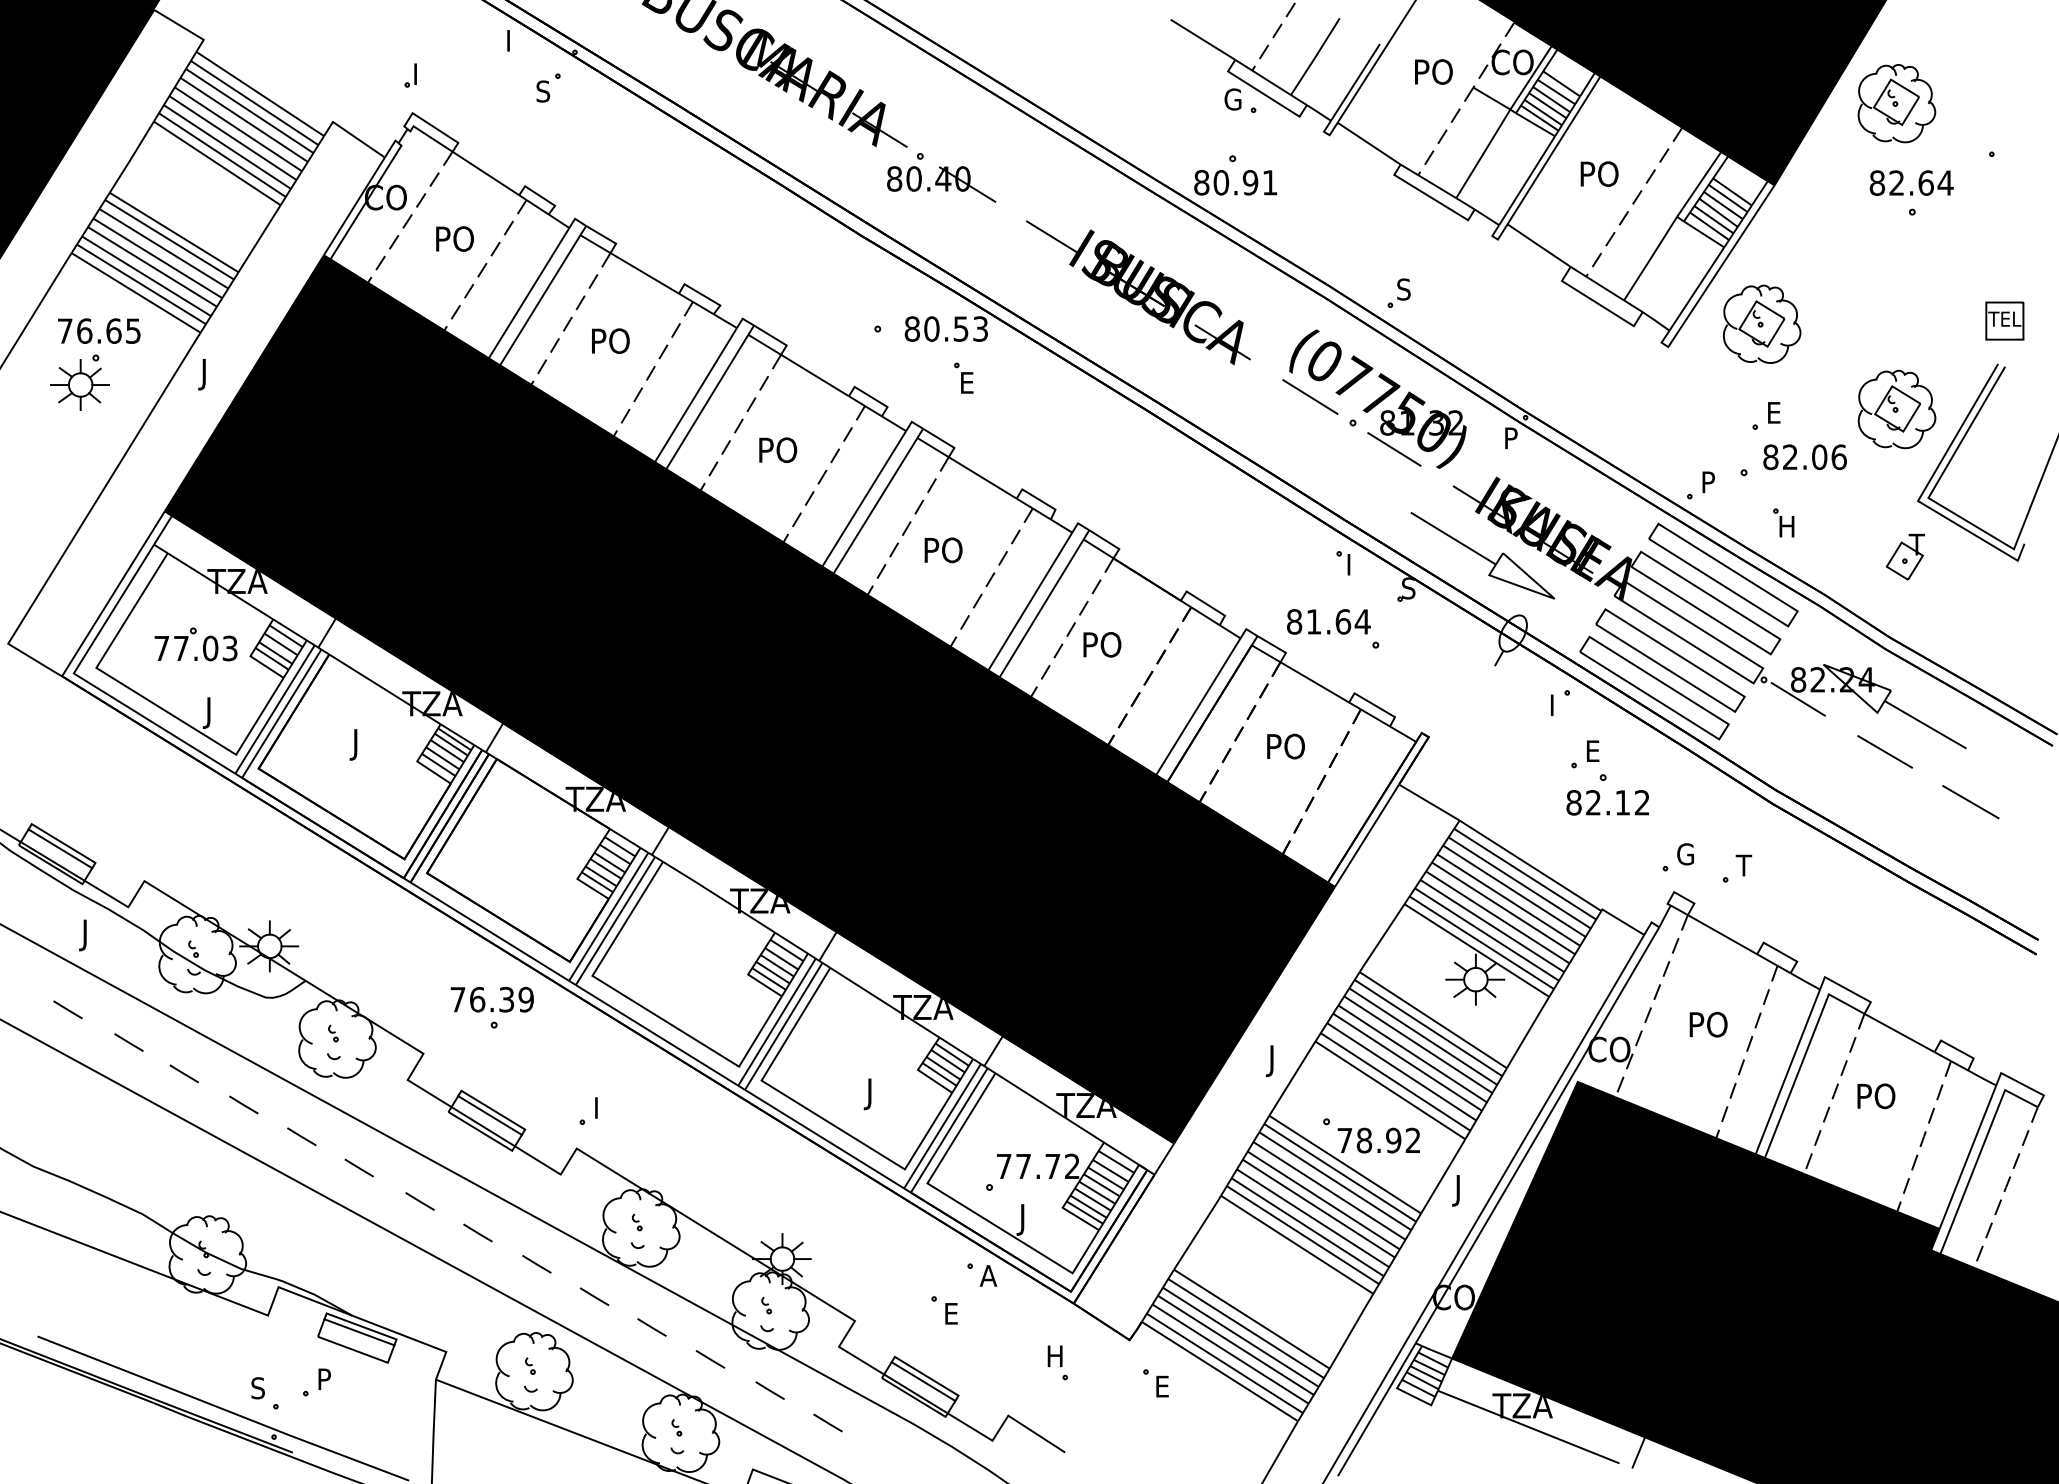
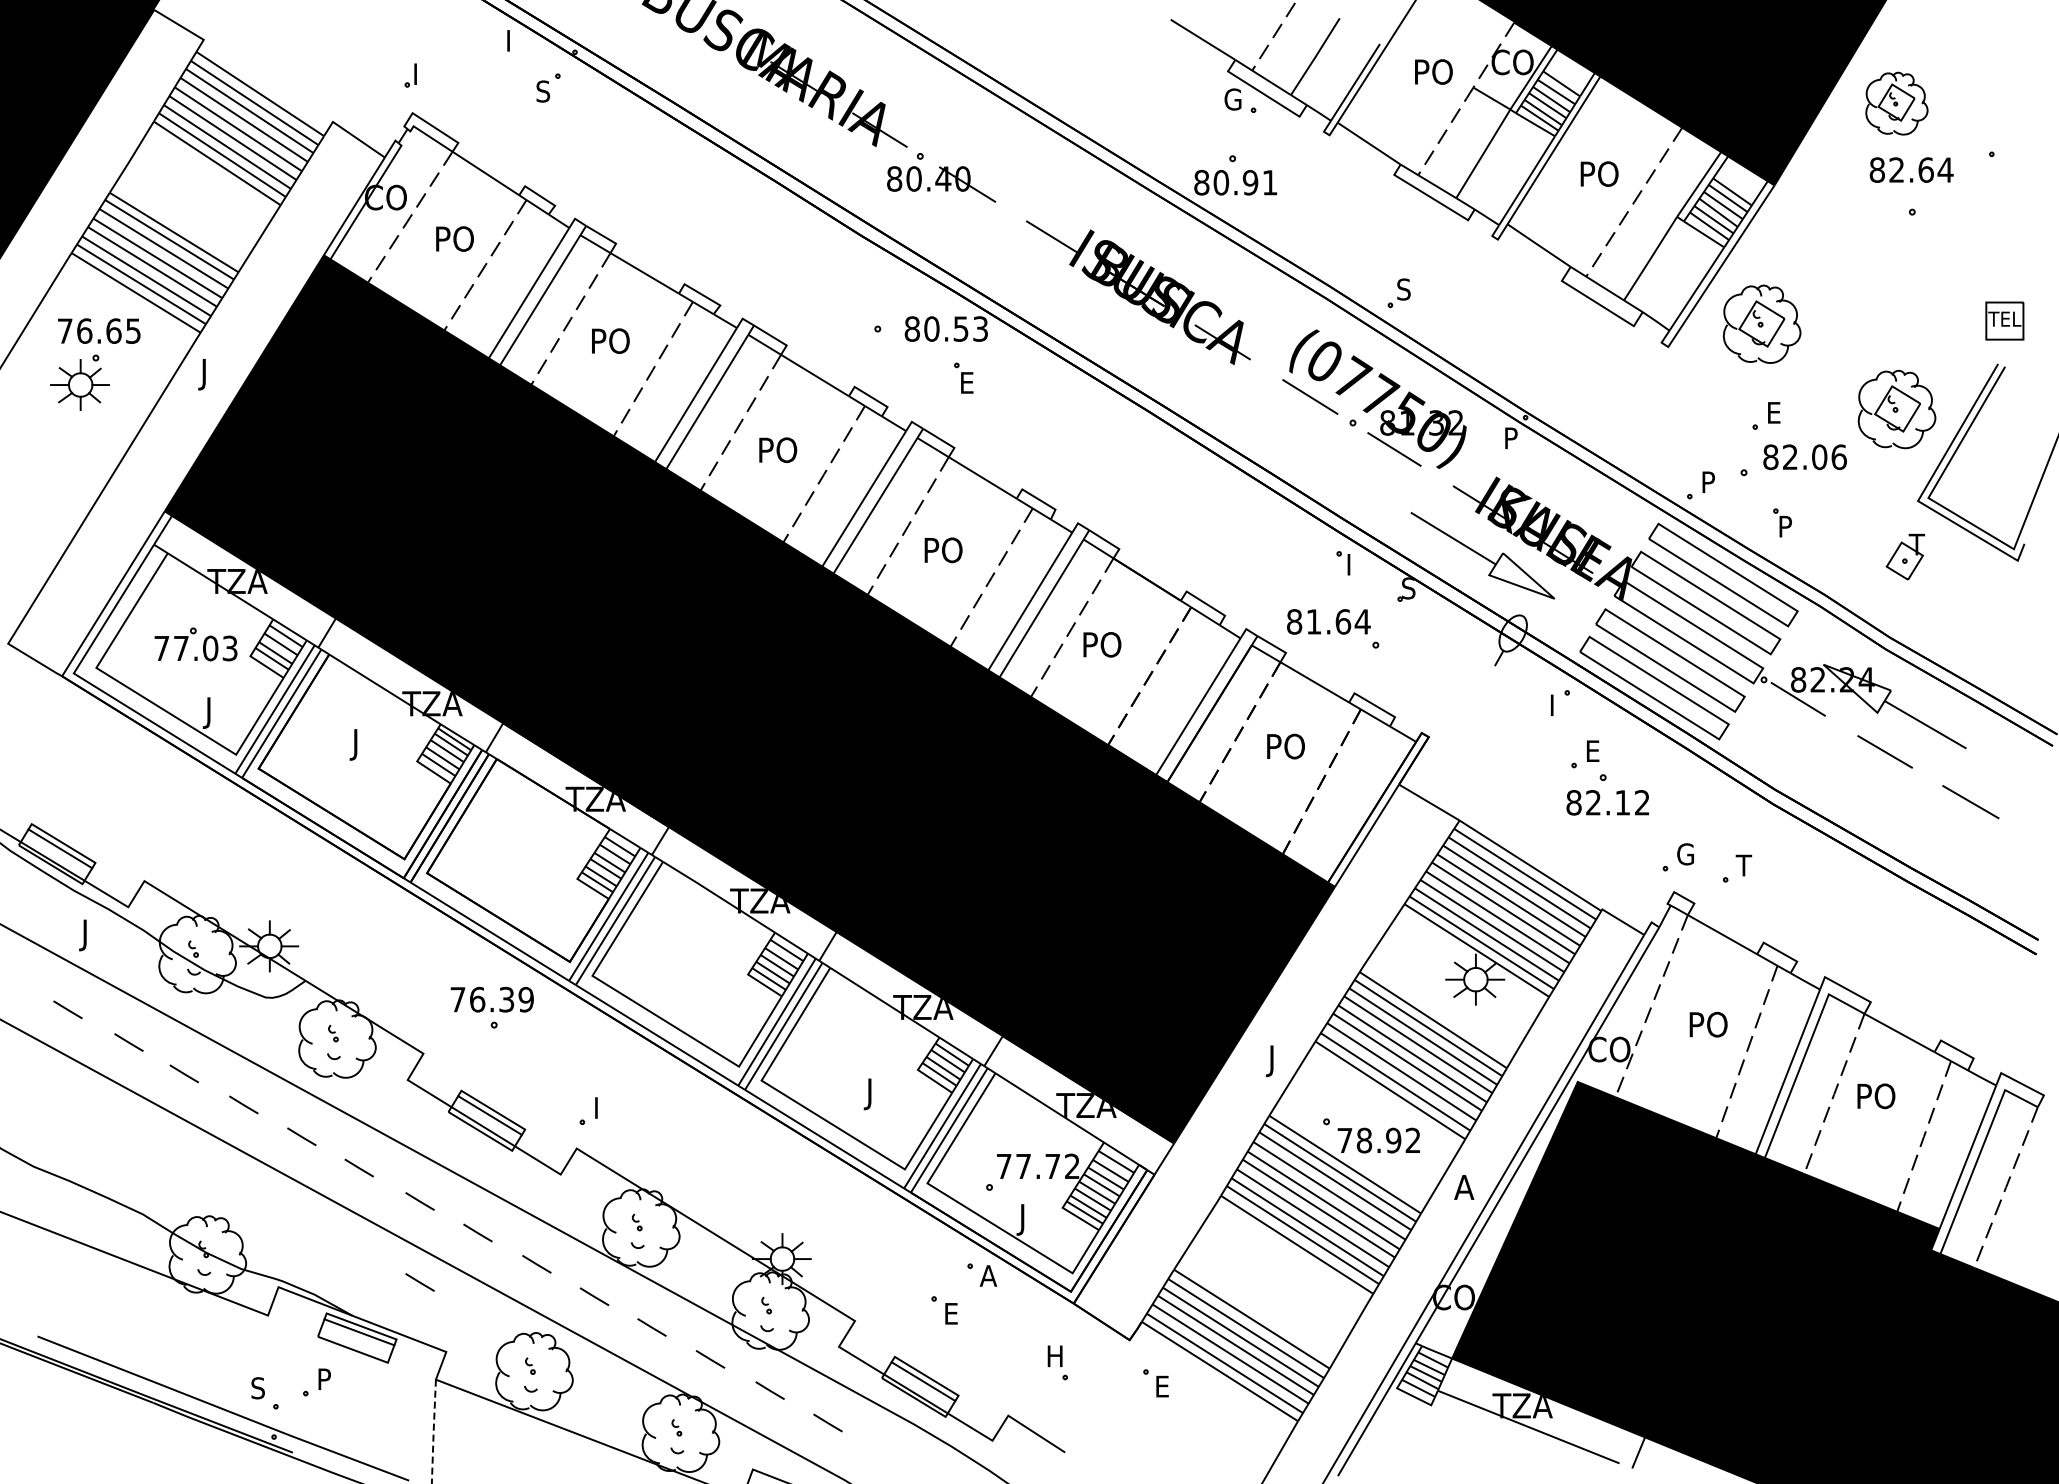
part size: 80x80 px -> 64x65 px (1896, 103)
text position: (1911, 182) -> (1911, 169) (1911, 169)
text: H -> P (1788, 526)
text: J -> A (1463, 1190)
line: none -> present (419, 1282)
line: solid -> dashed (433, 1431)
